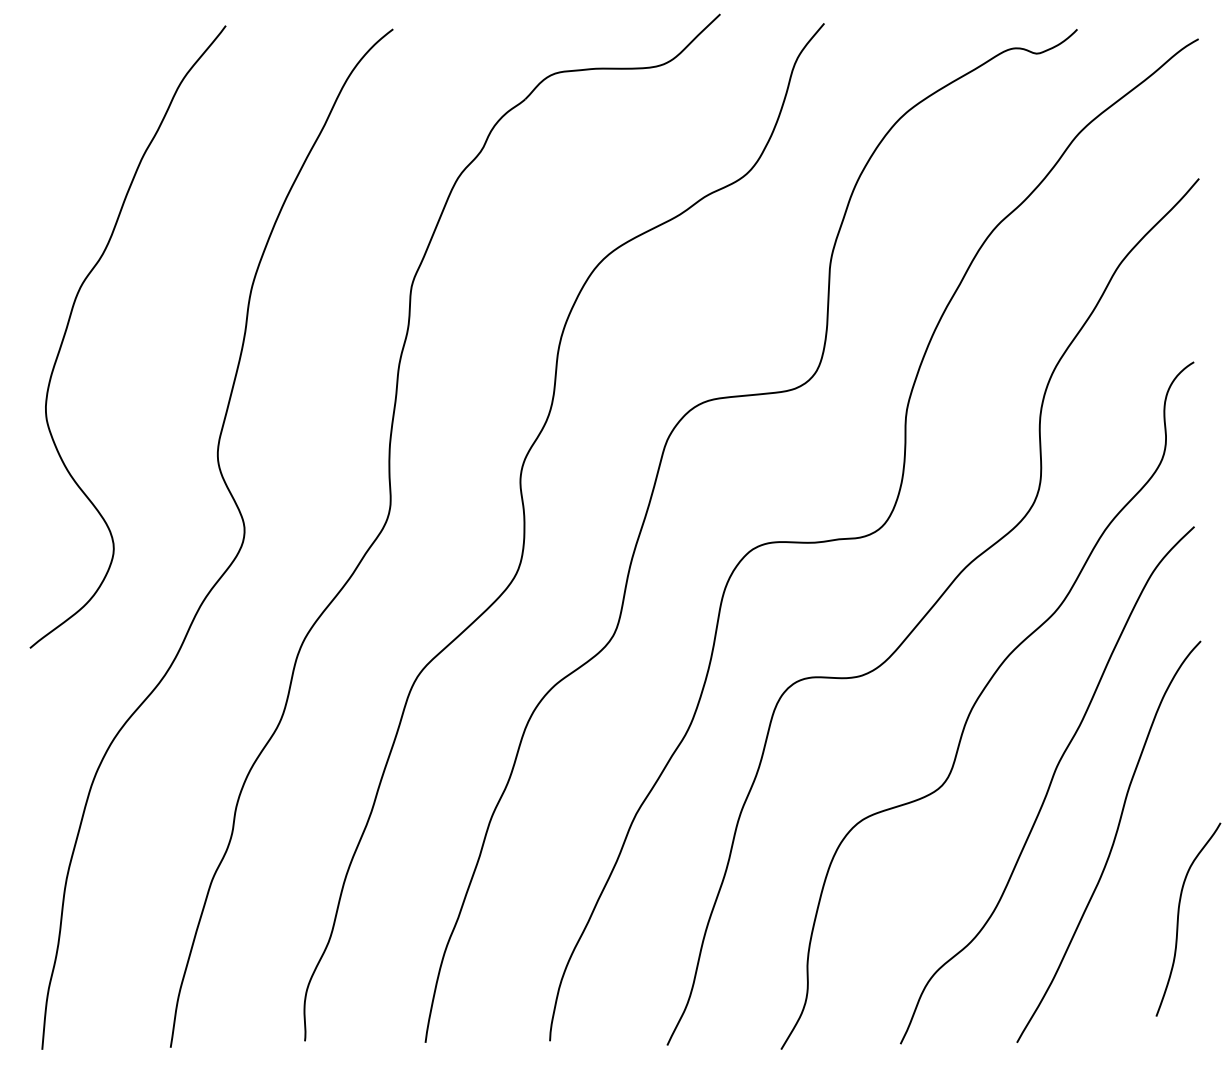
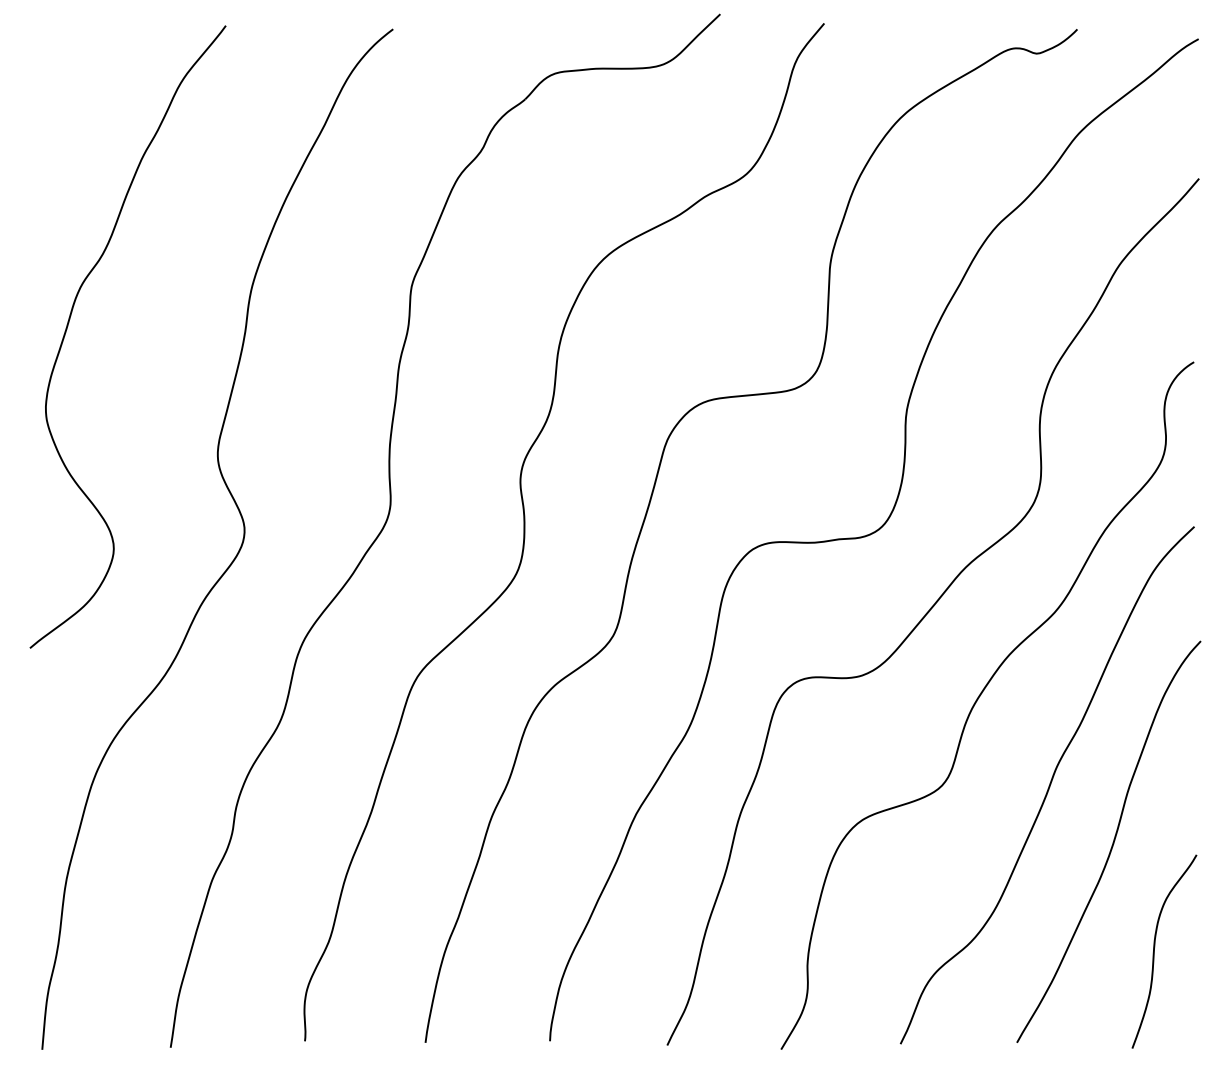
curve position: (1179, 915) -> (1155, 947) (1155, 947)
